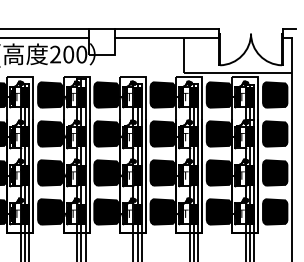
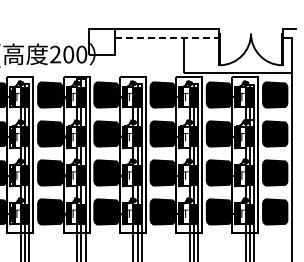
line: present -> none (45, 29)
line: present -> none (45, 38)
line: solid -> dashed (166, 38)
